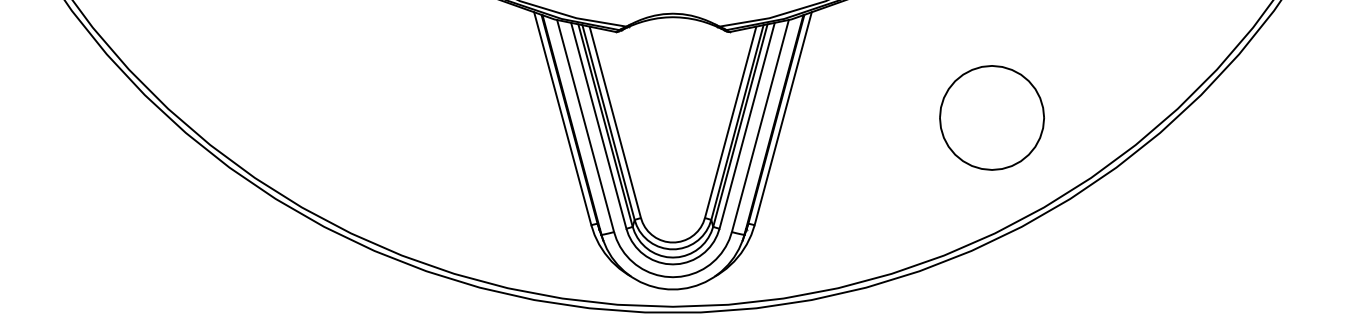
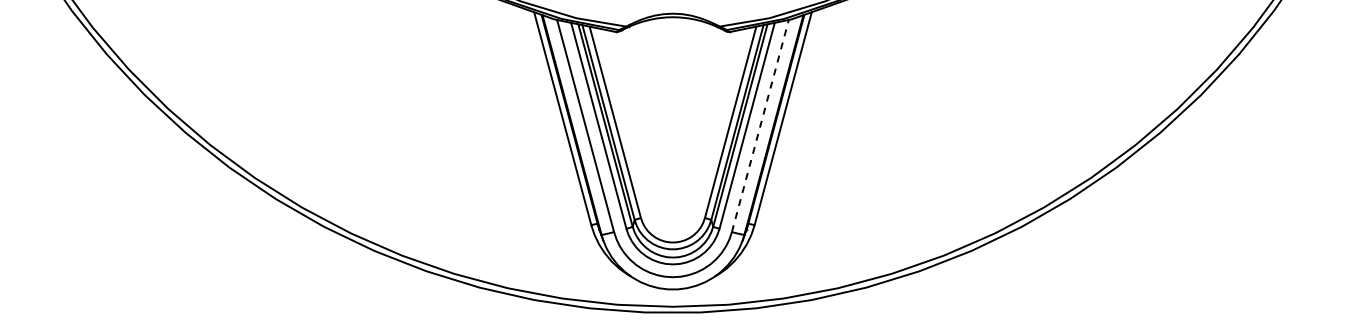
part: present -> none (991, 117)
line: solid -> dashed (760, 126)
